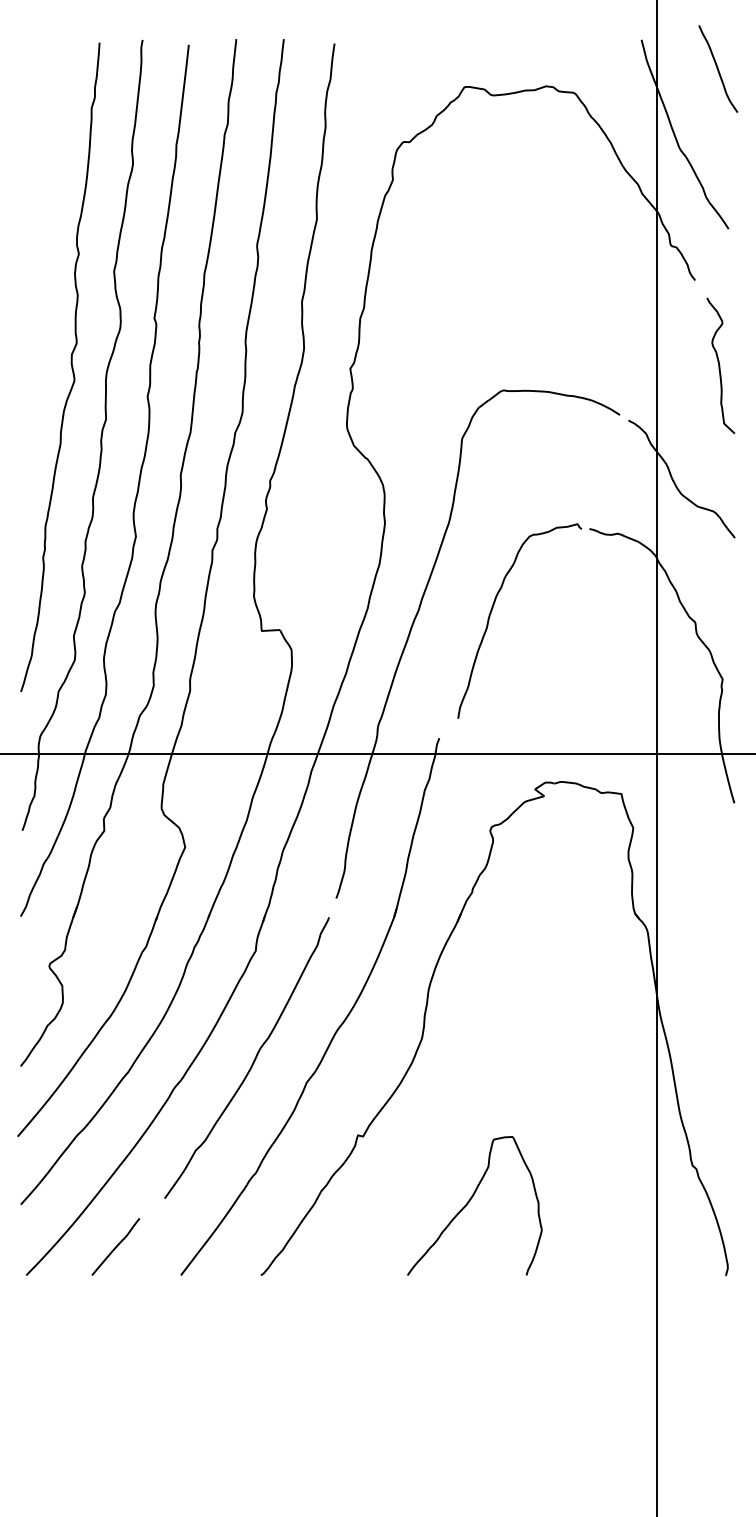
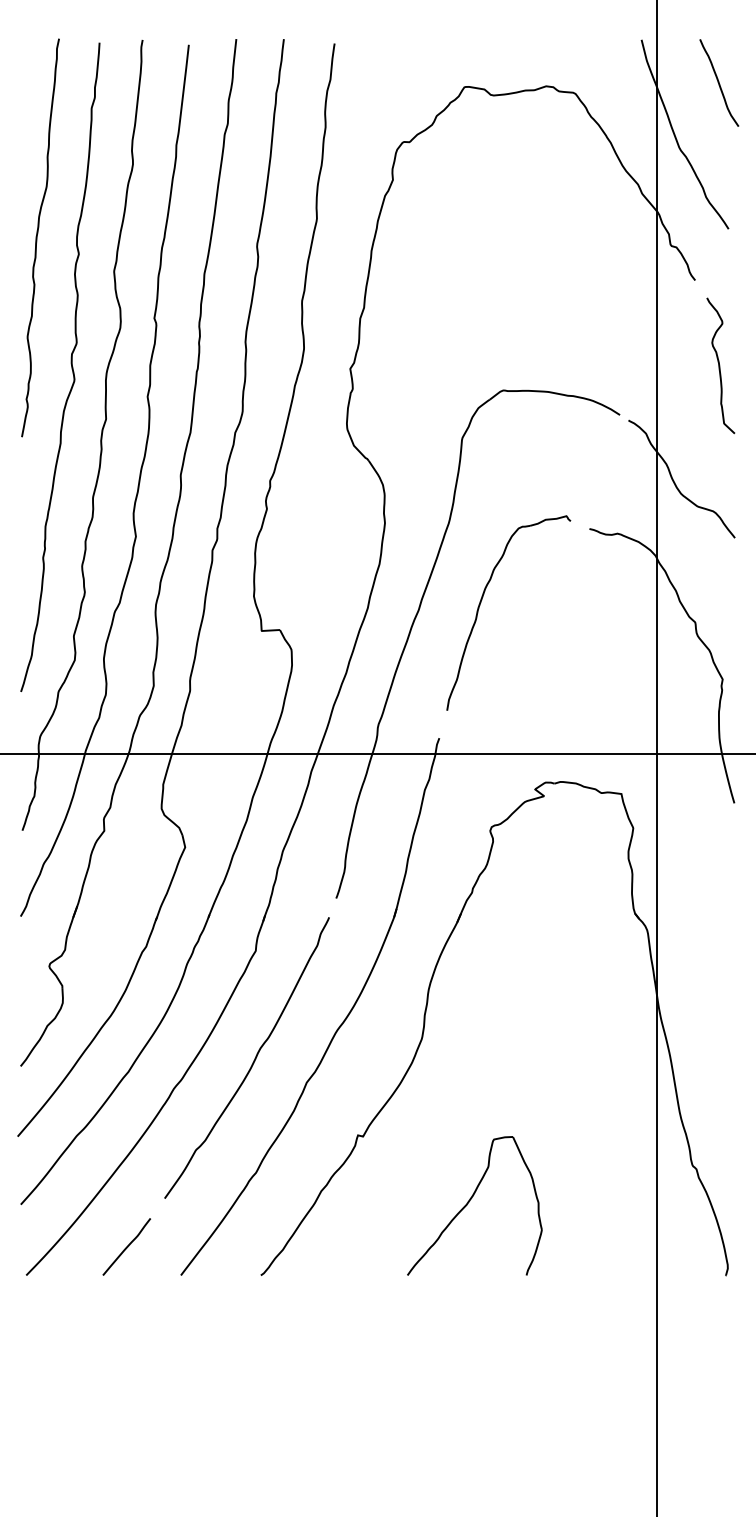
curve position: (718, 68) -> (719, 82) (719, 82)
curve: none -> present (37, 237)
part position: (493, 608) -> (482, 600) (482, 600)
curve position: (115, 1246) -> (126, 1246) (126, 1246)
